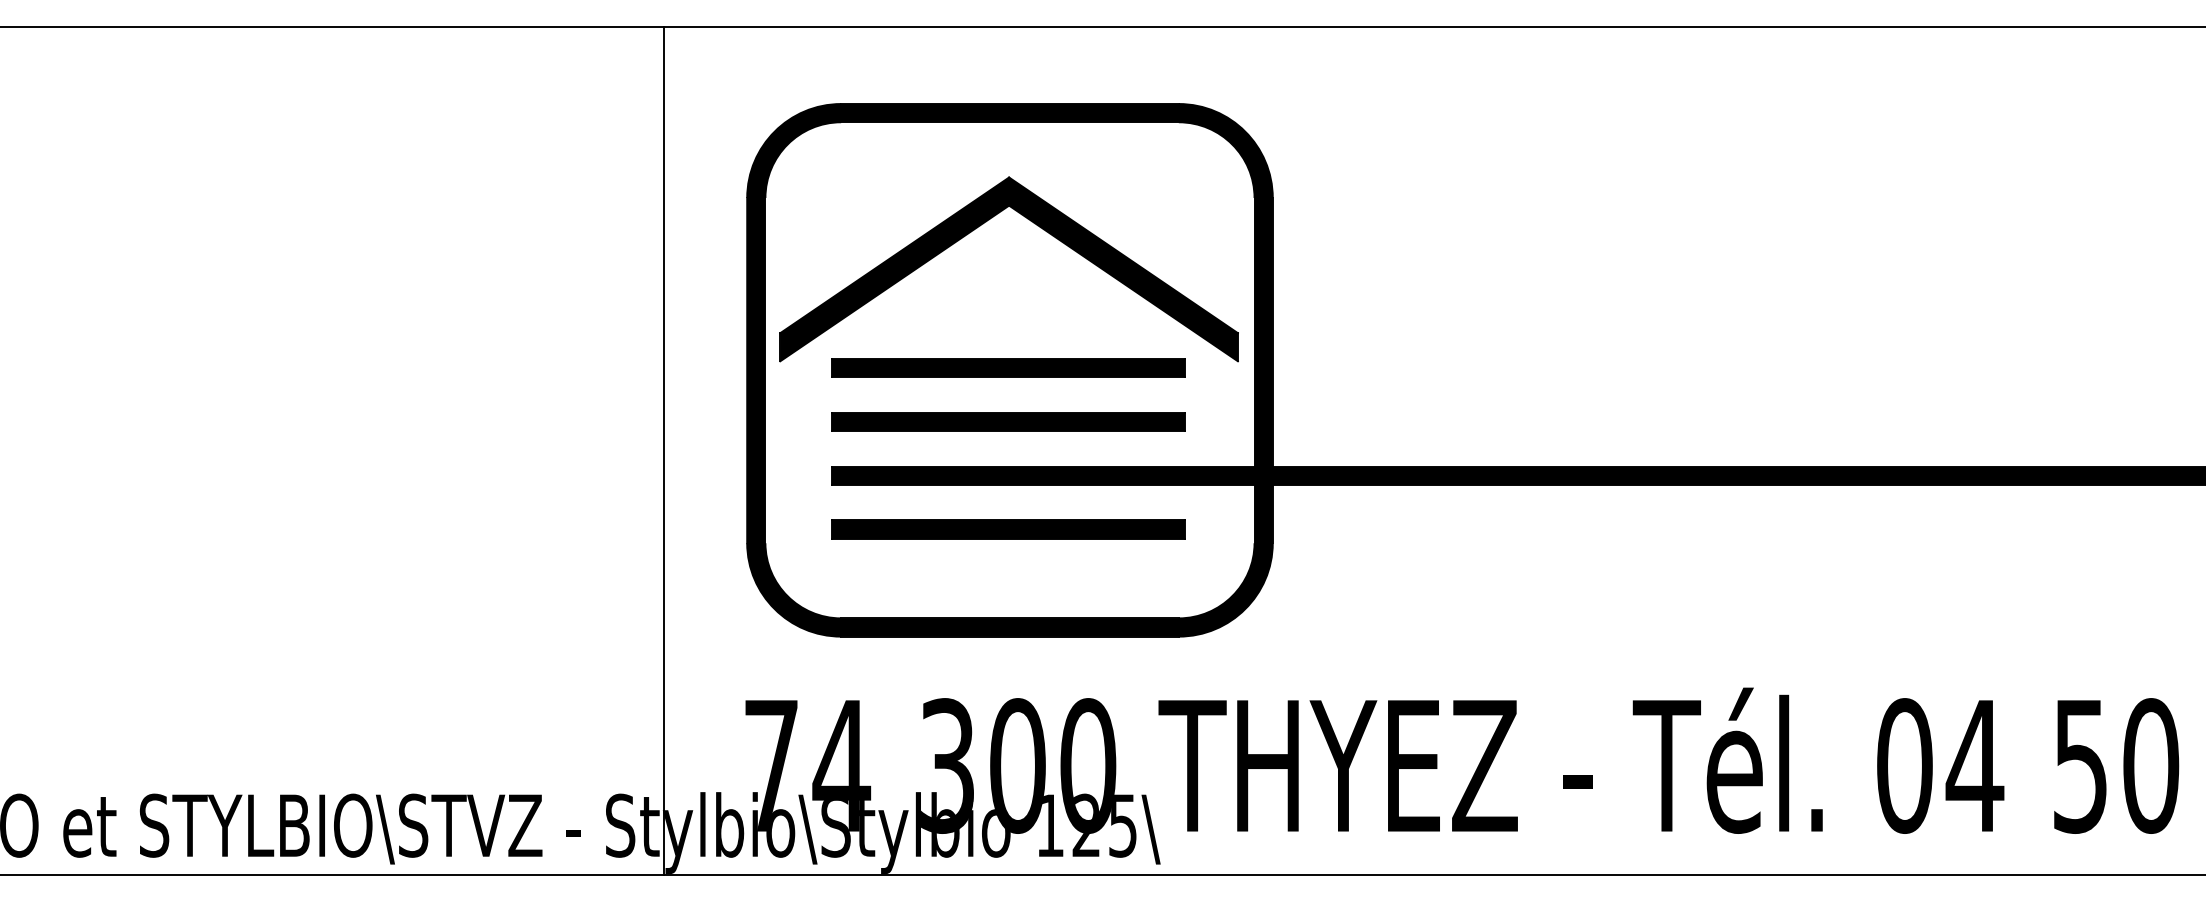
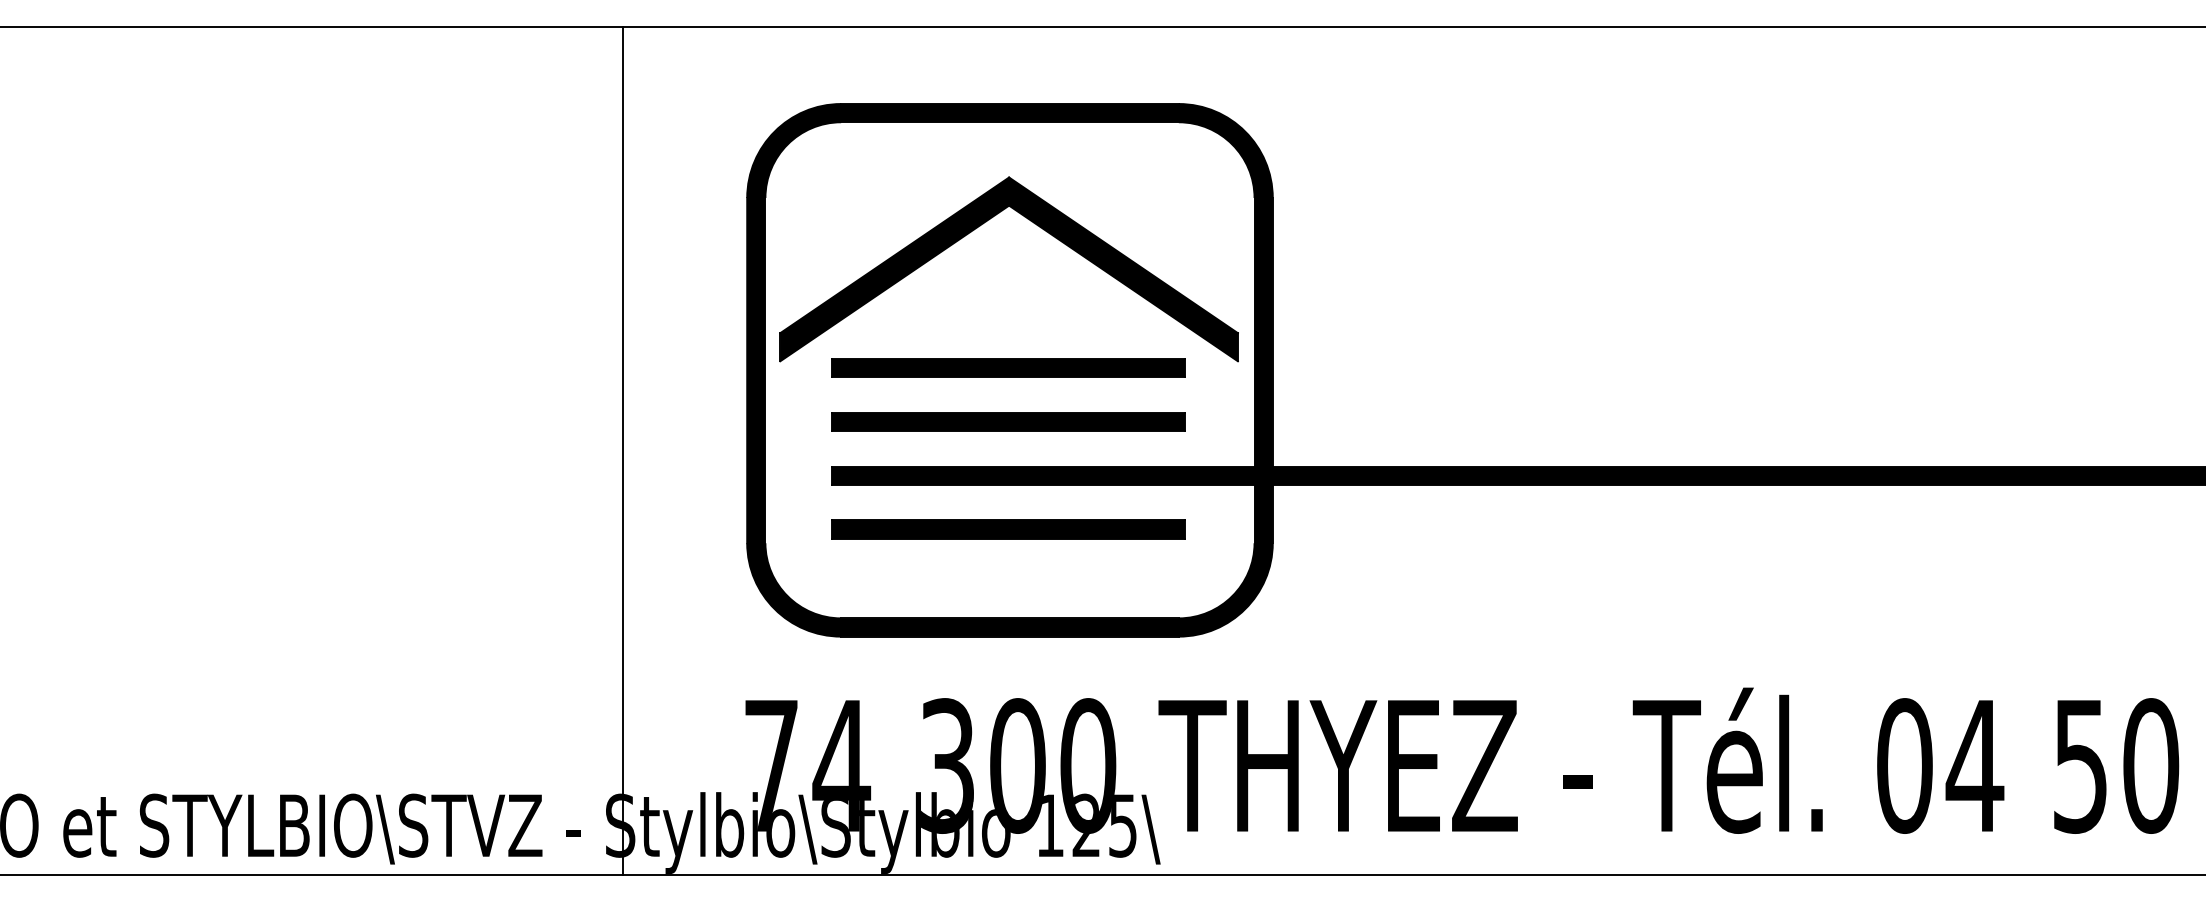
line position: (663, 450) -> (622, 450) (622, 450)
